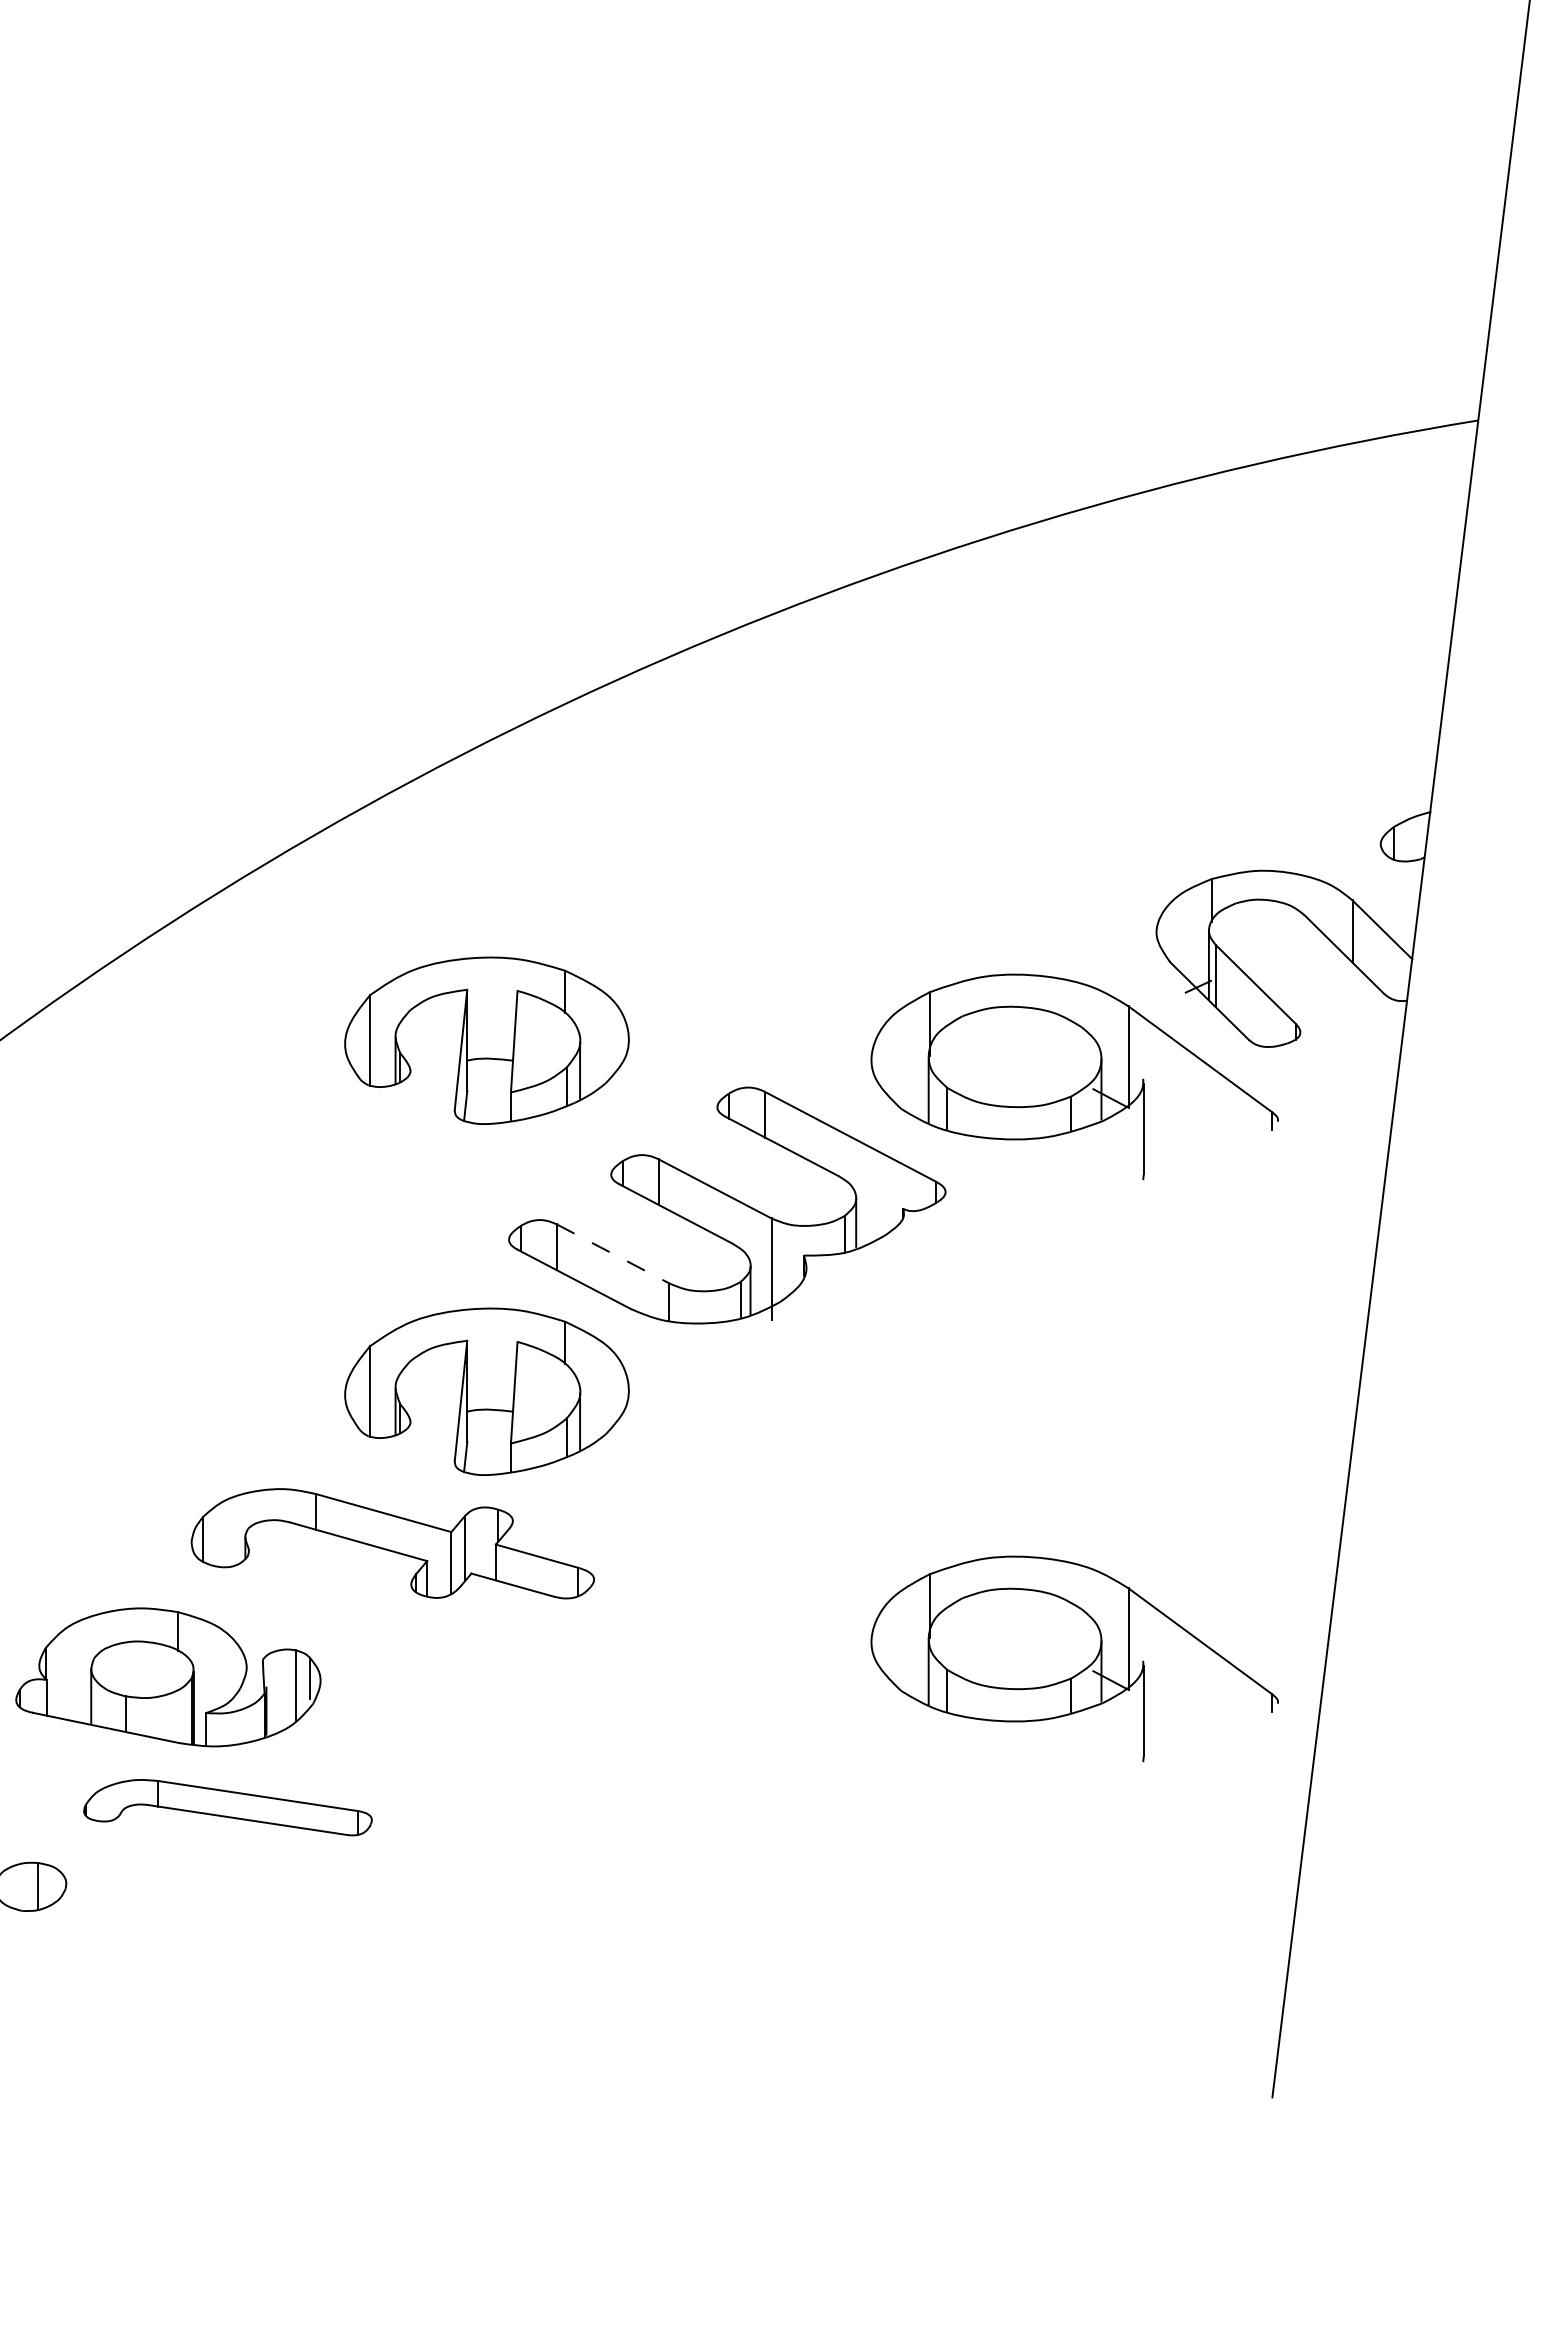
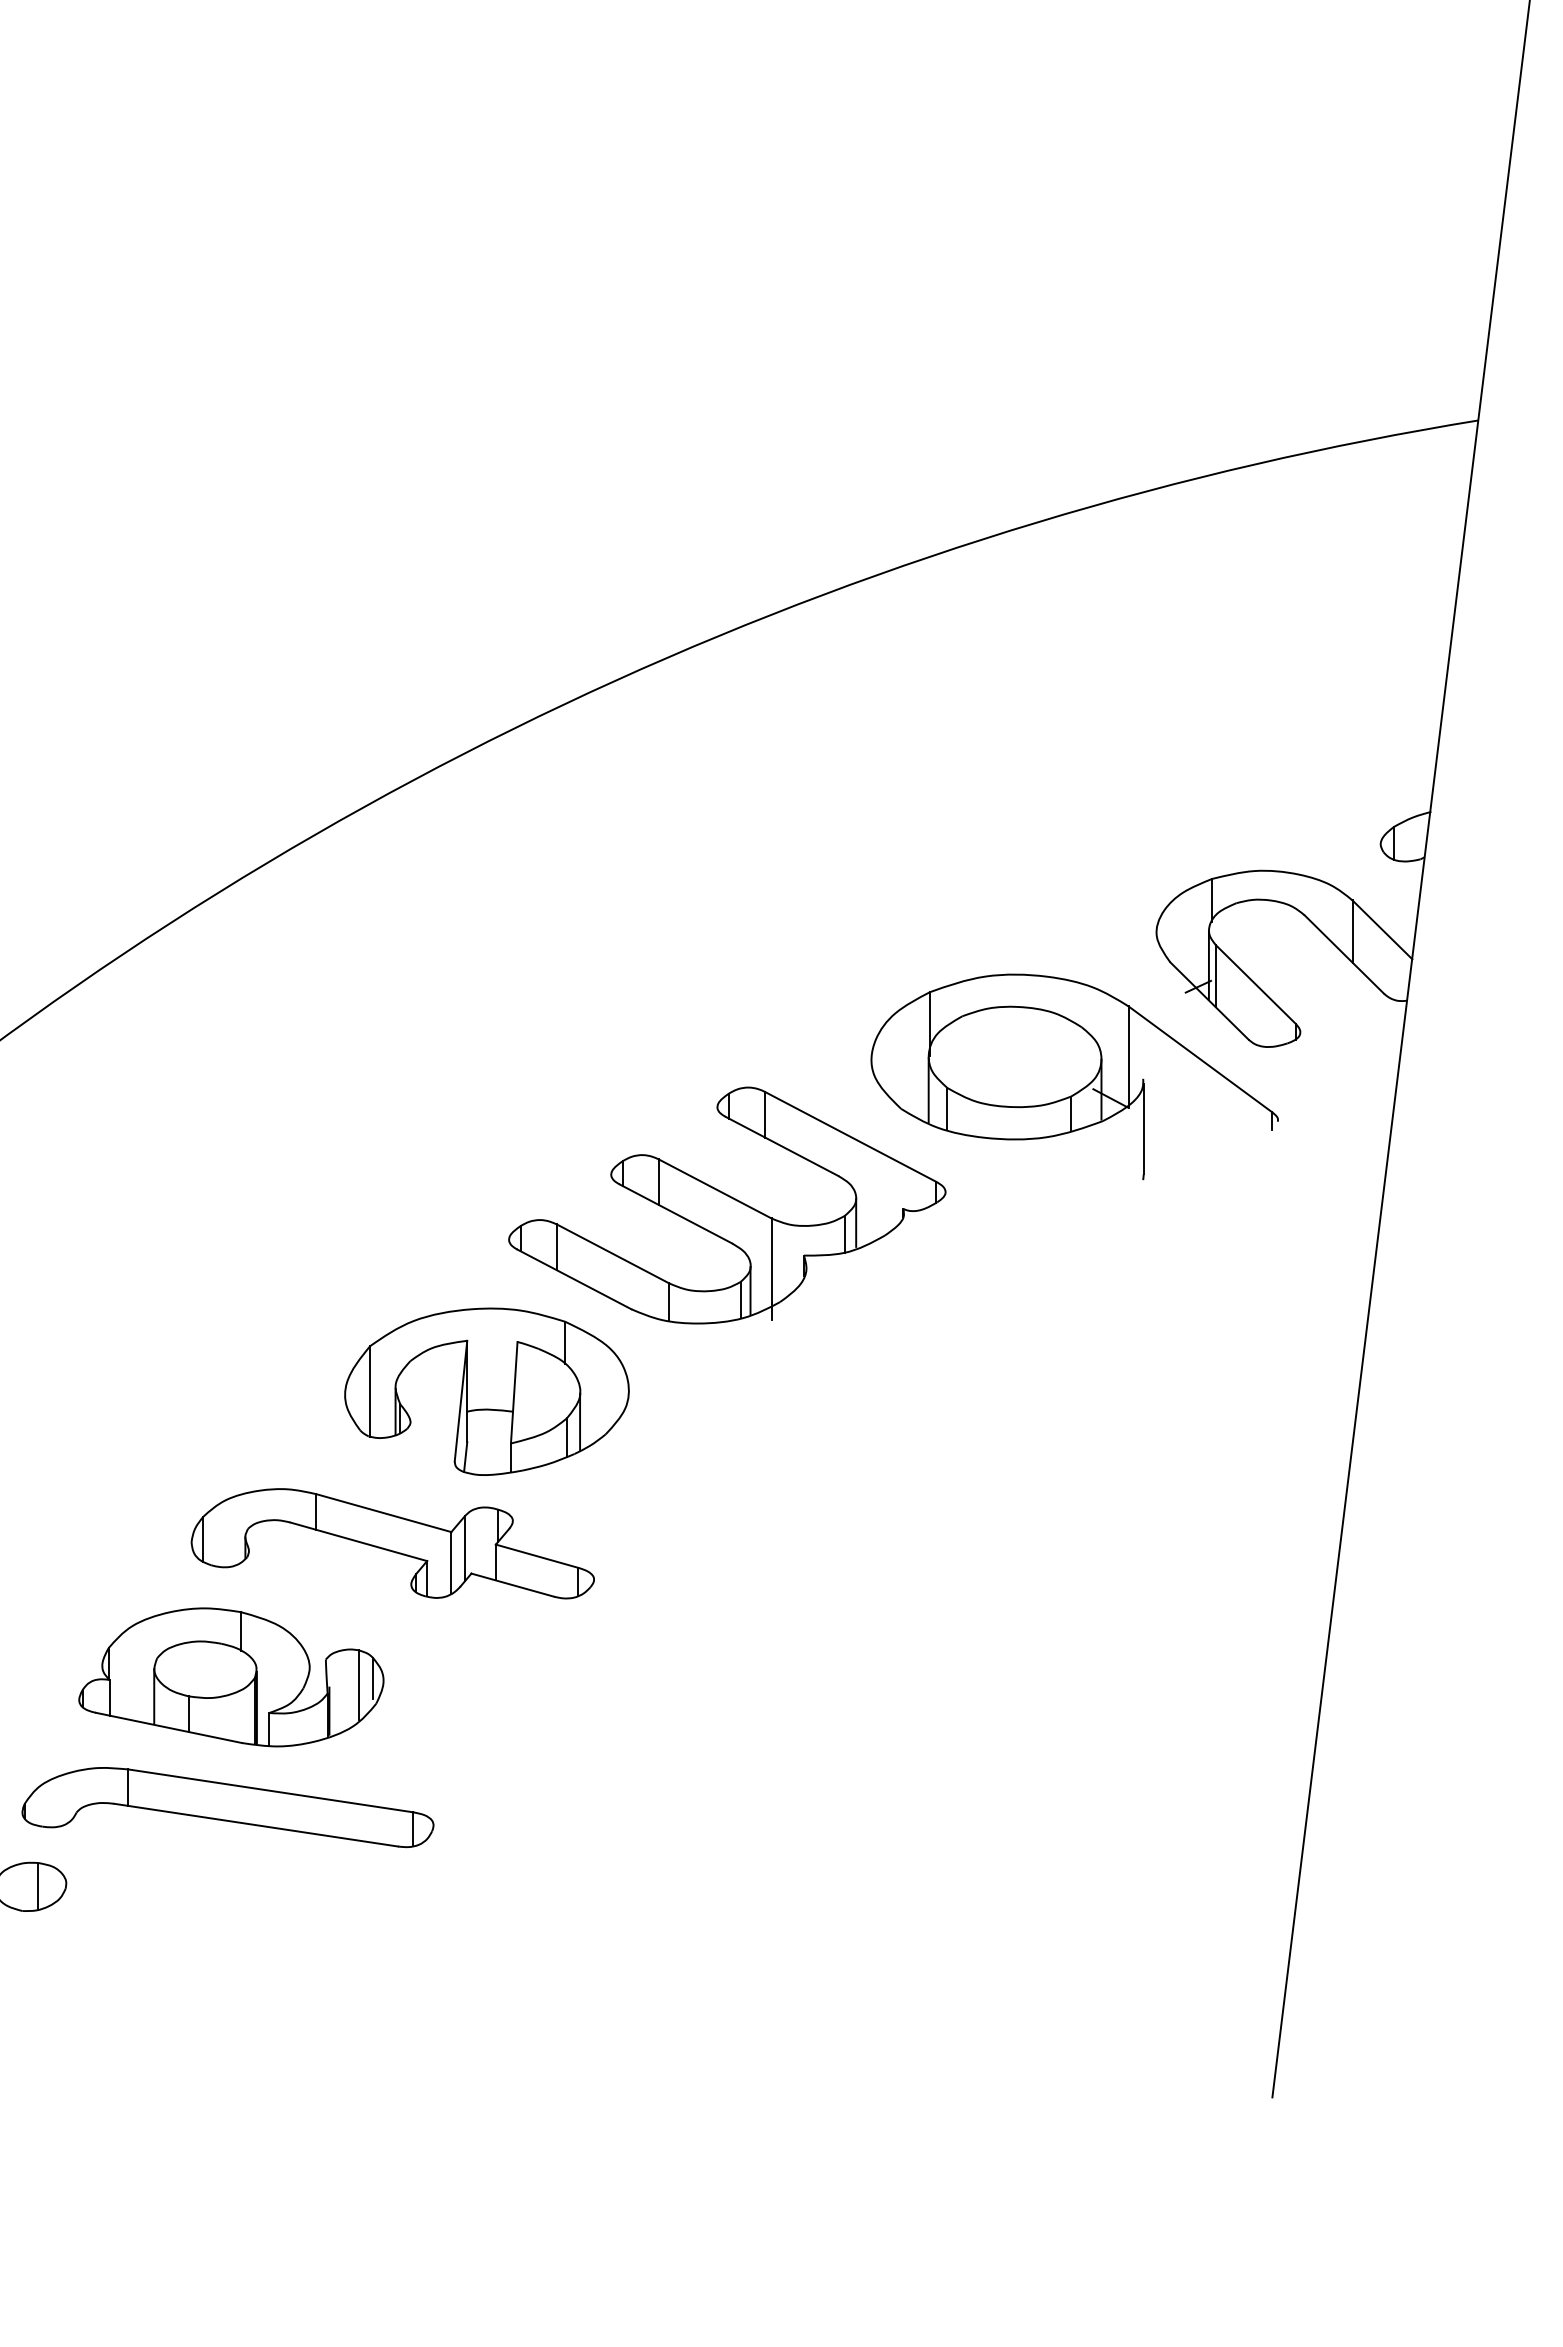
part: present -> none (486, 1040)
line: dashed -> solid (613, 1254)
part: present -> none (1074, 1658)
part position: (168, 1677) -> (231, 1677) (231, 1677)
part size: 290x58 px -> 414x82 px (227, 1807)
